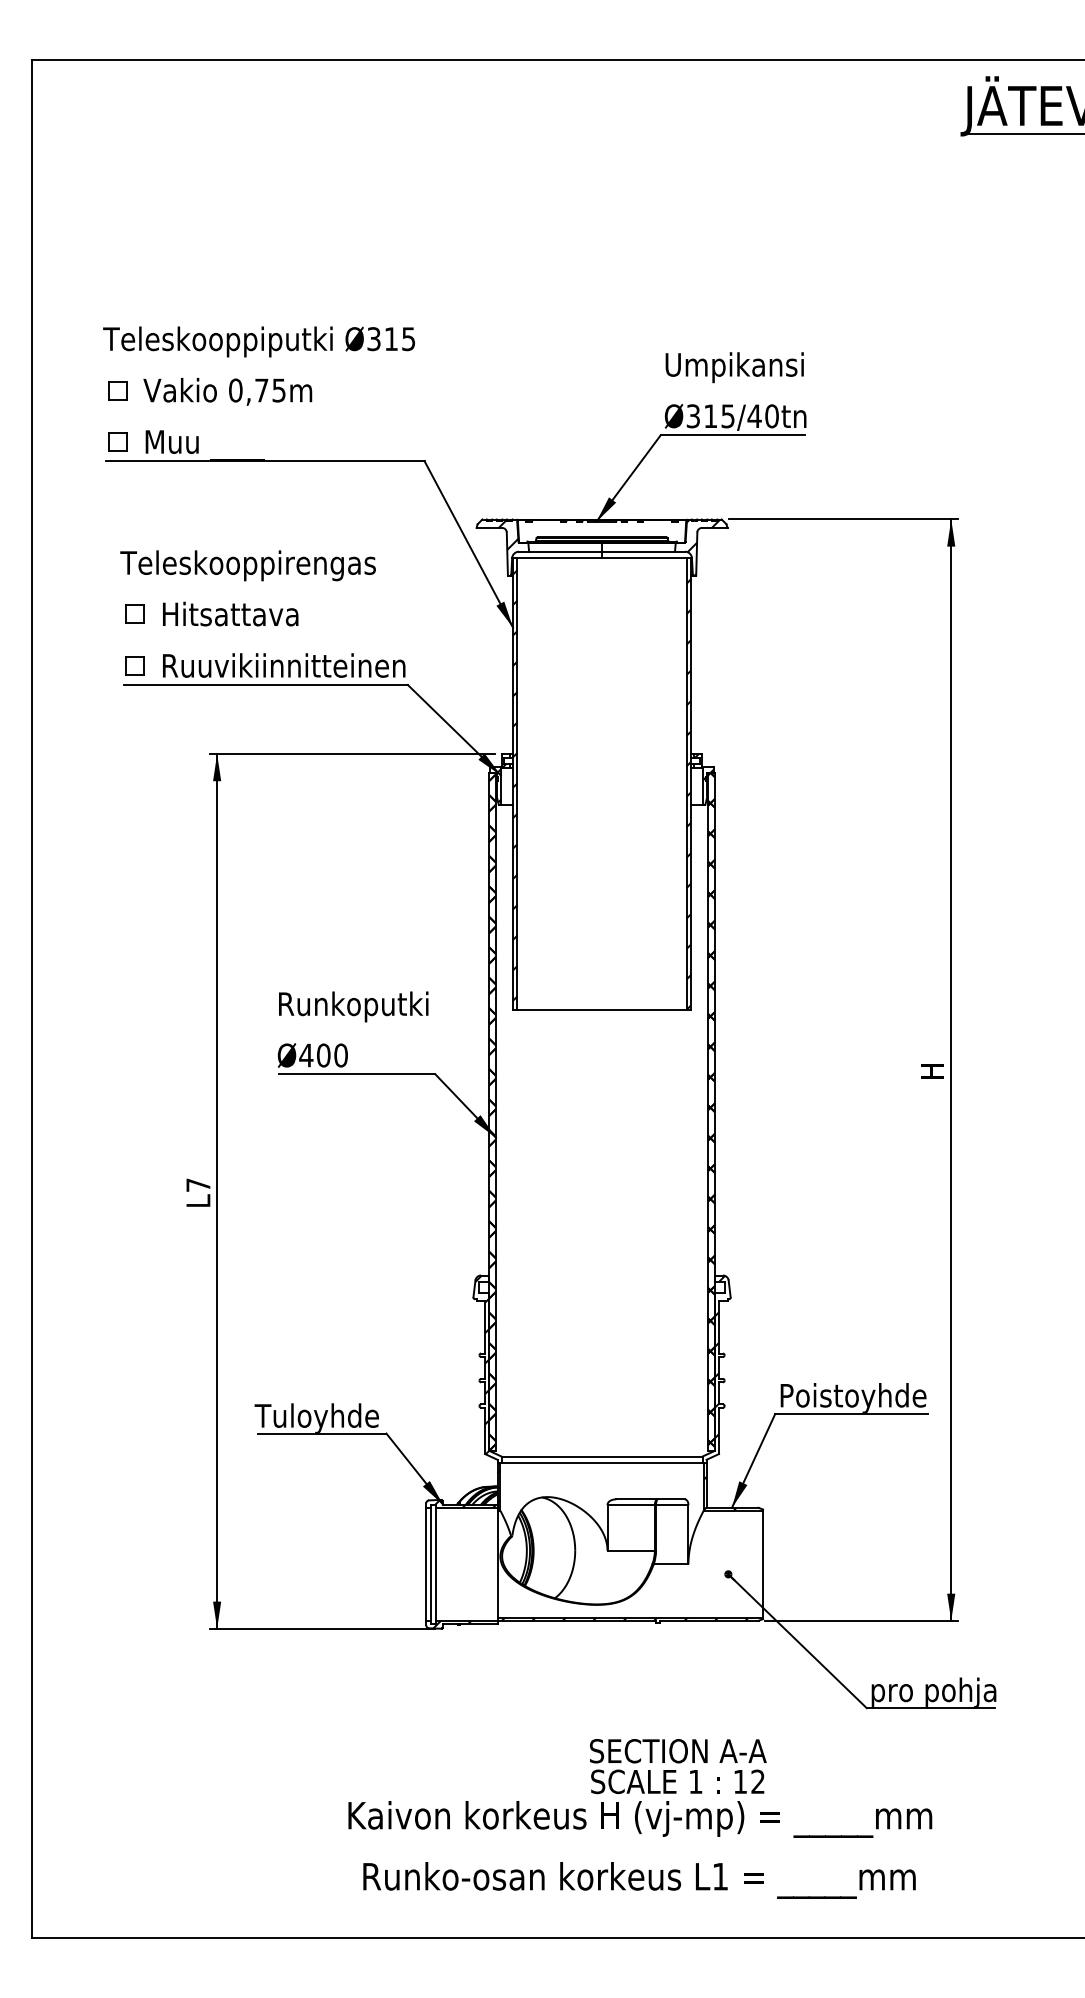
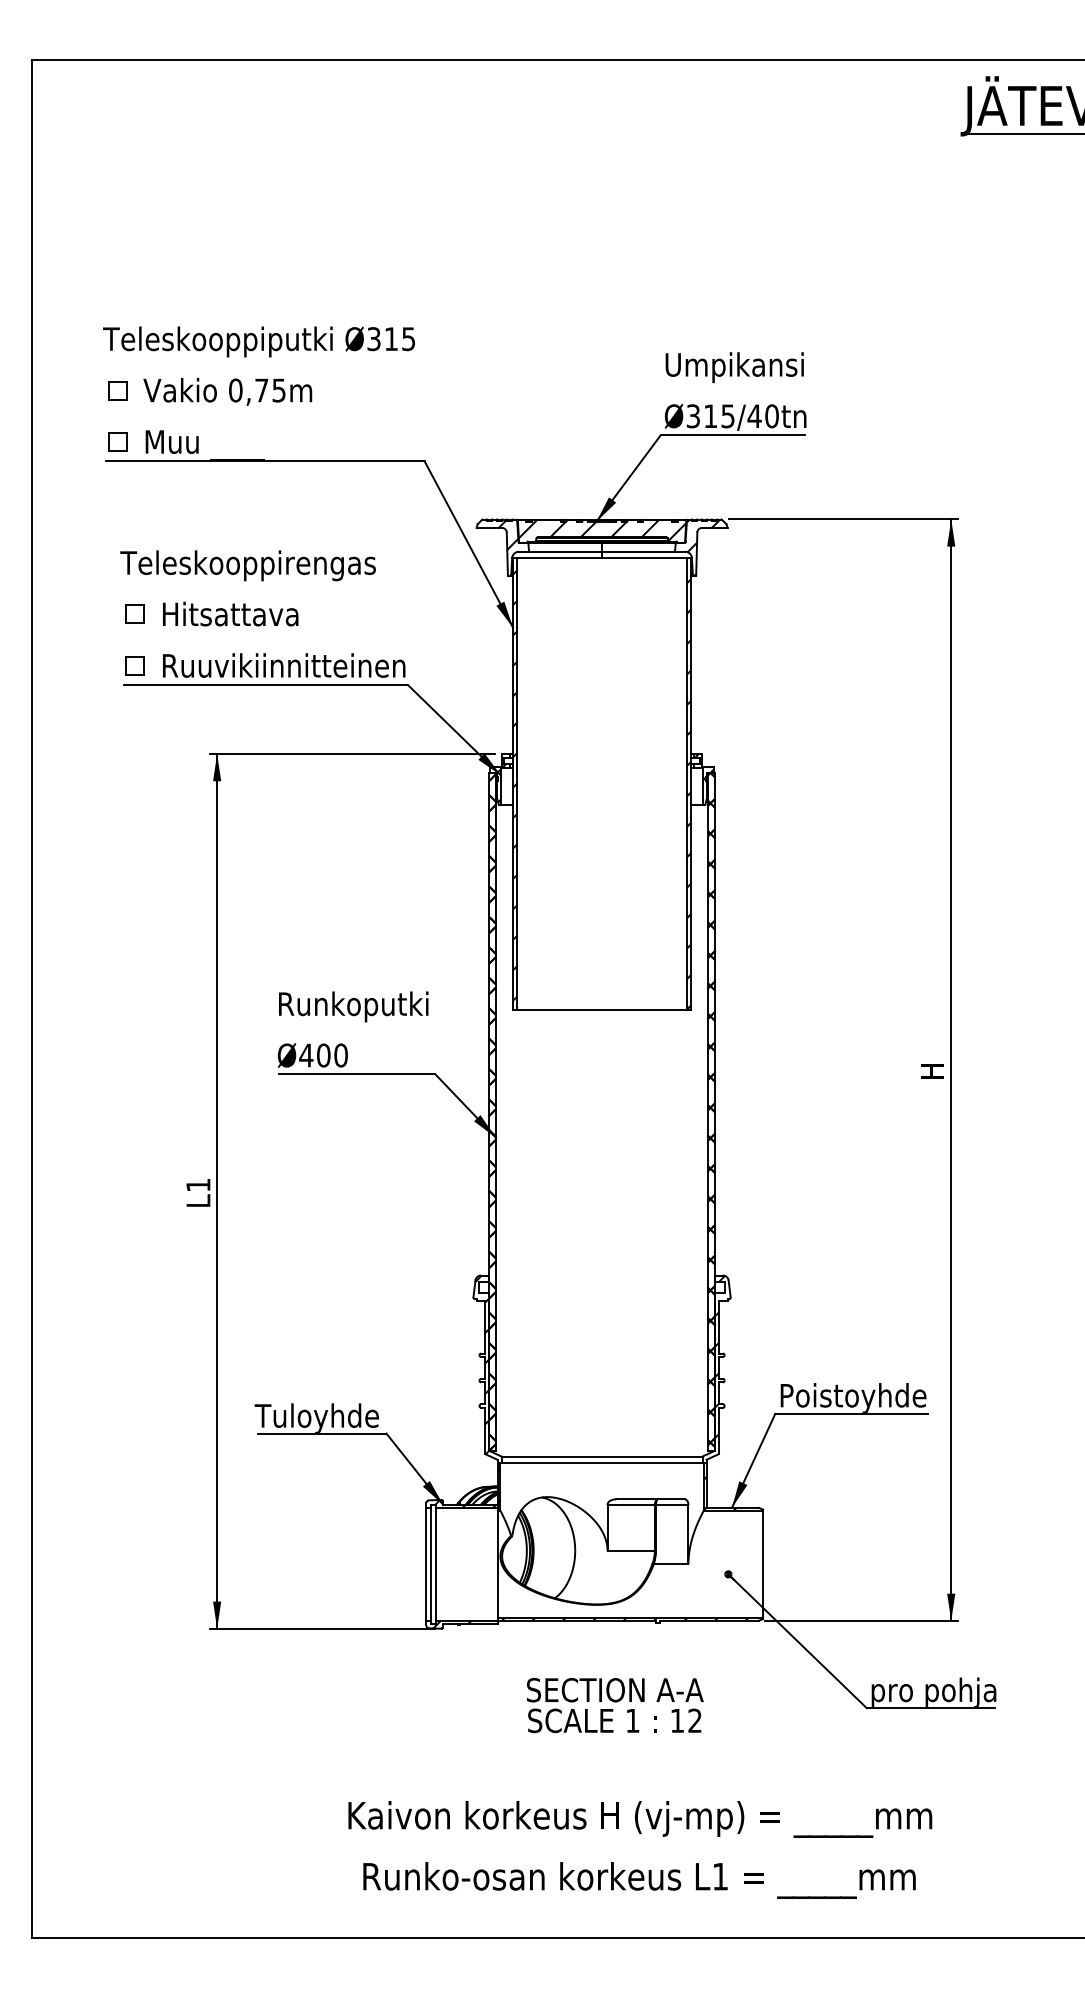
hatch: none -> present (602, 530)
text: L7 -> L1 (198, 1184)
text position: (678, 1766) -> (615, 1705) (615, 1705)
